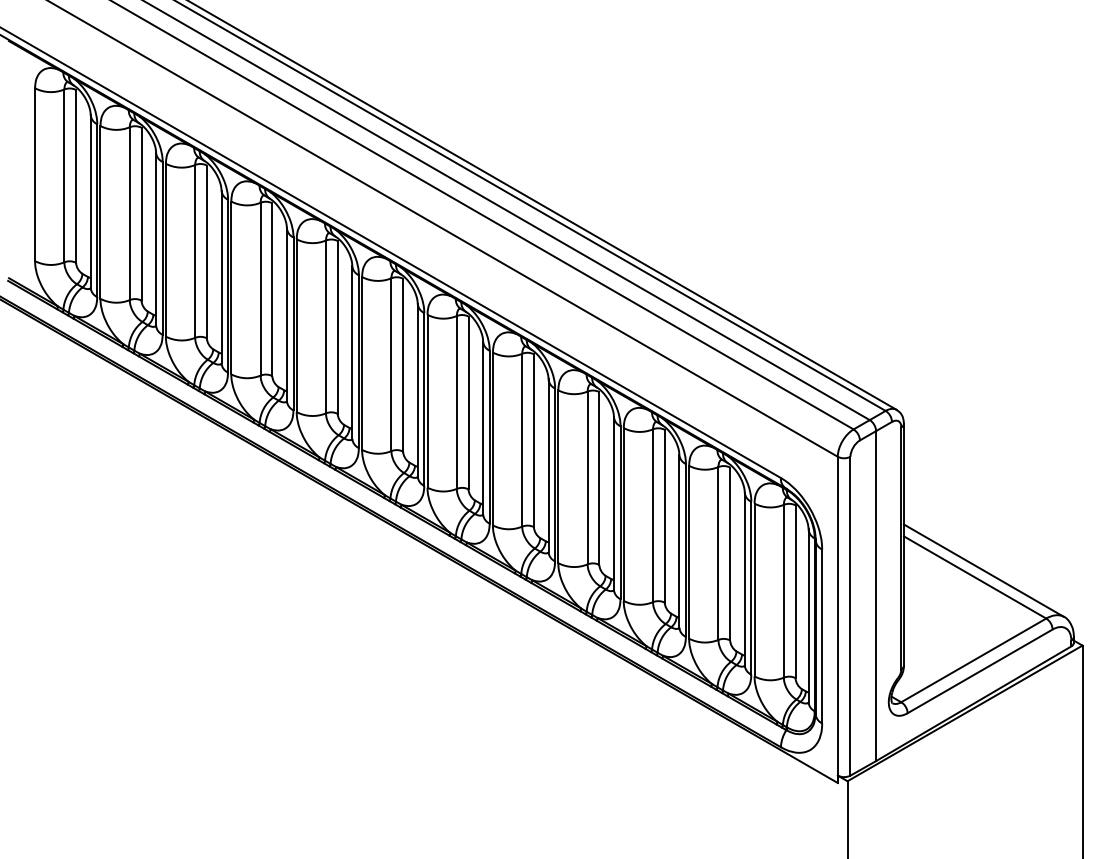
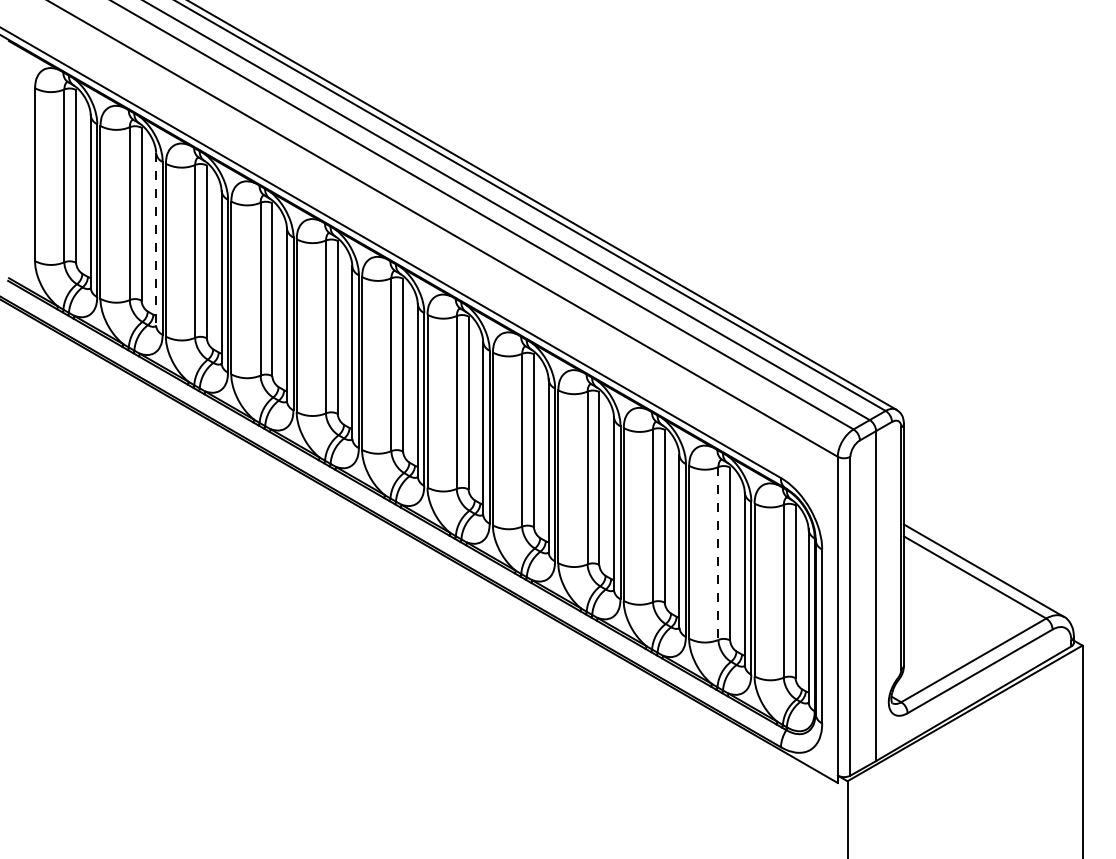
line: solid -> dashed (156, 239)
line: solid -> dashed (718, 554)
